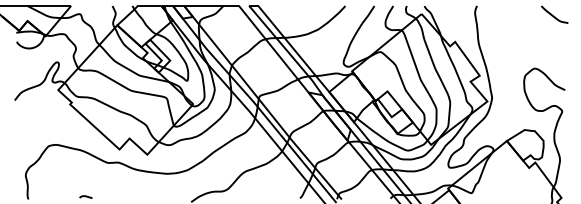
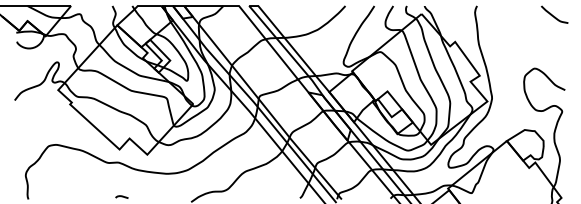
curve position: (85, 196) -> (121, 196) (121, 196)
